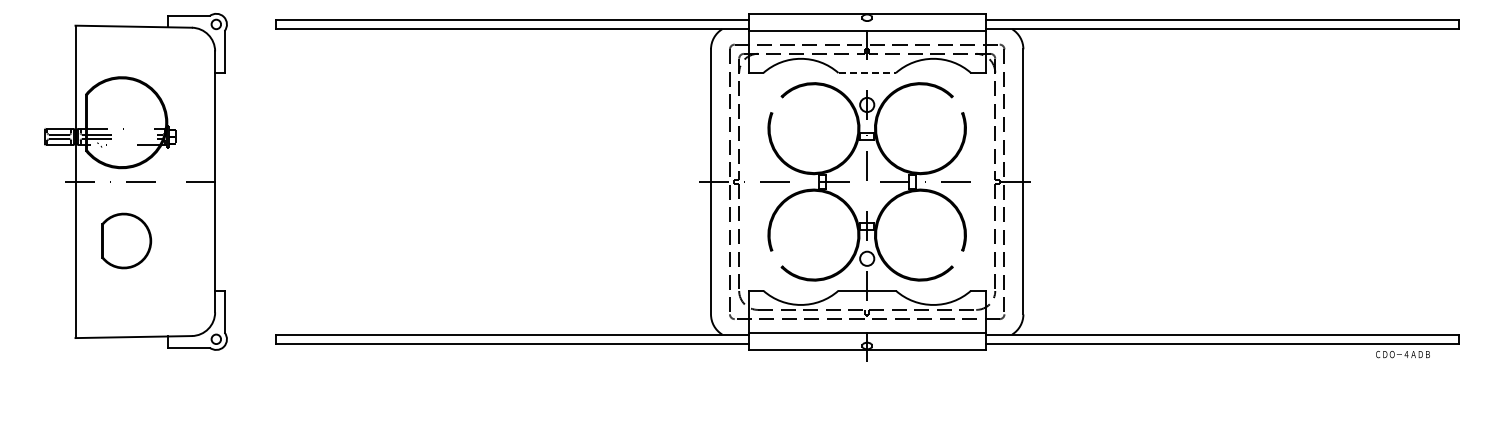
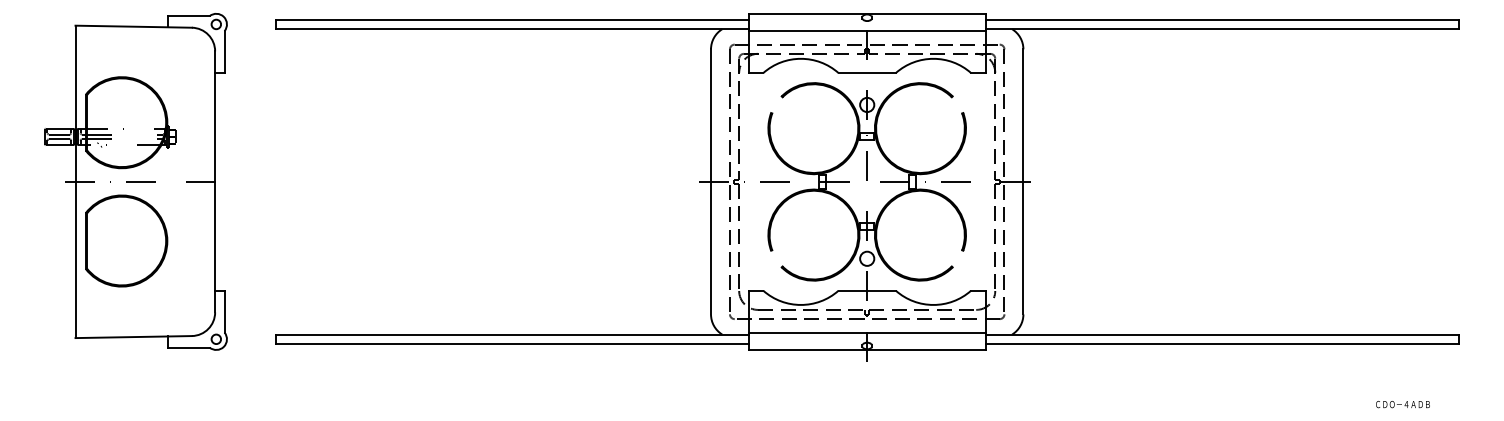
line: dashed -> solid (867, 73)
part size: 52x58 px -> 84x94 px (126, 240)
text position: (1402, 354) -> (1402, 404) (1402, 404)
